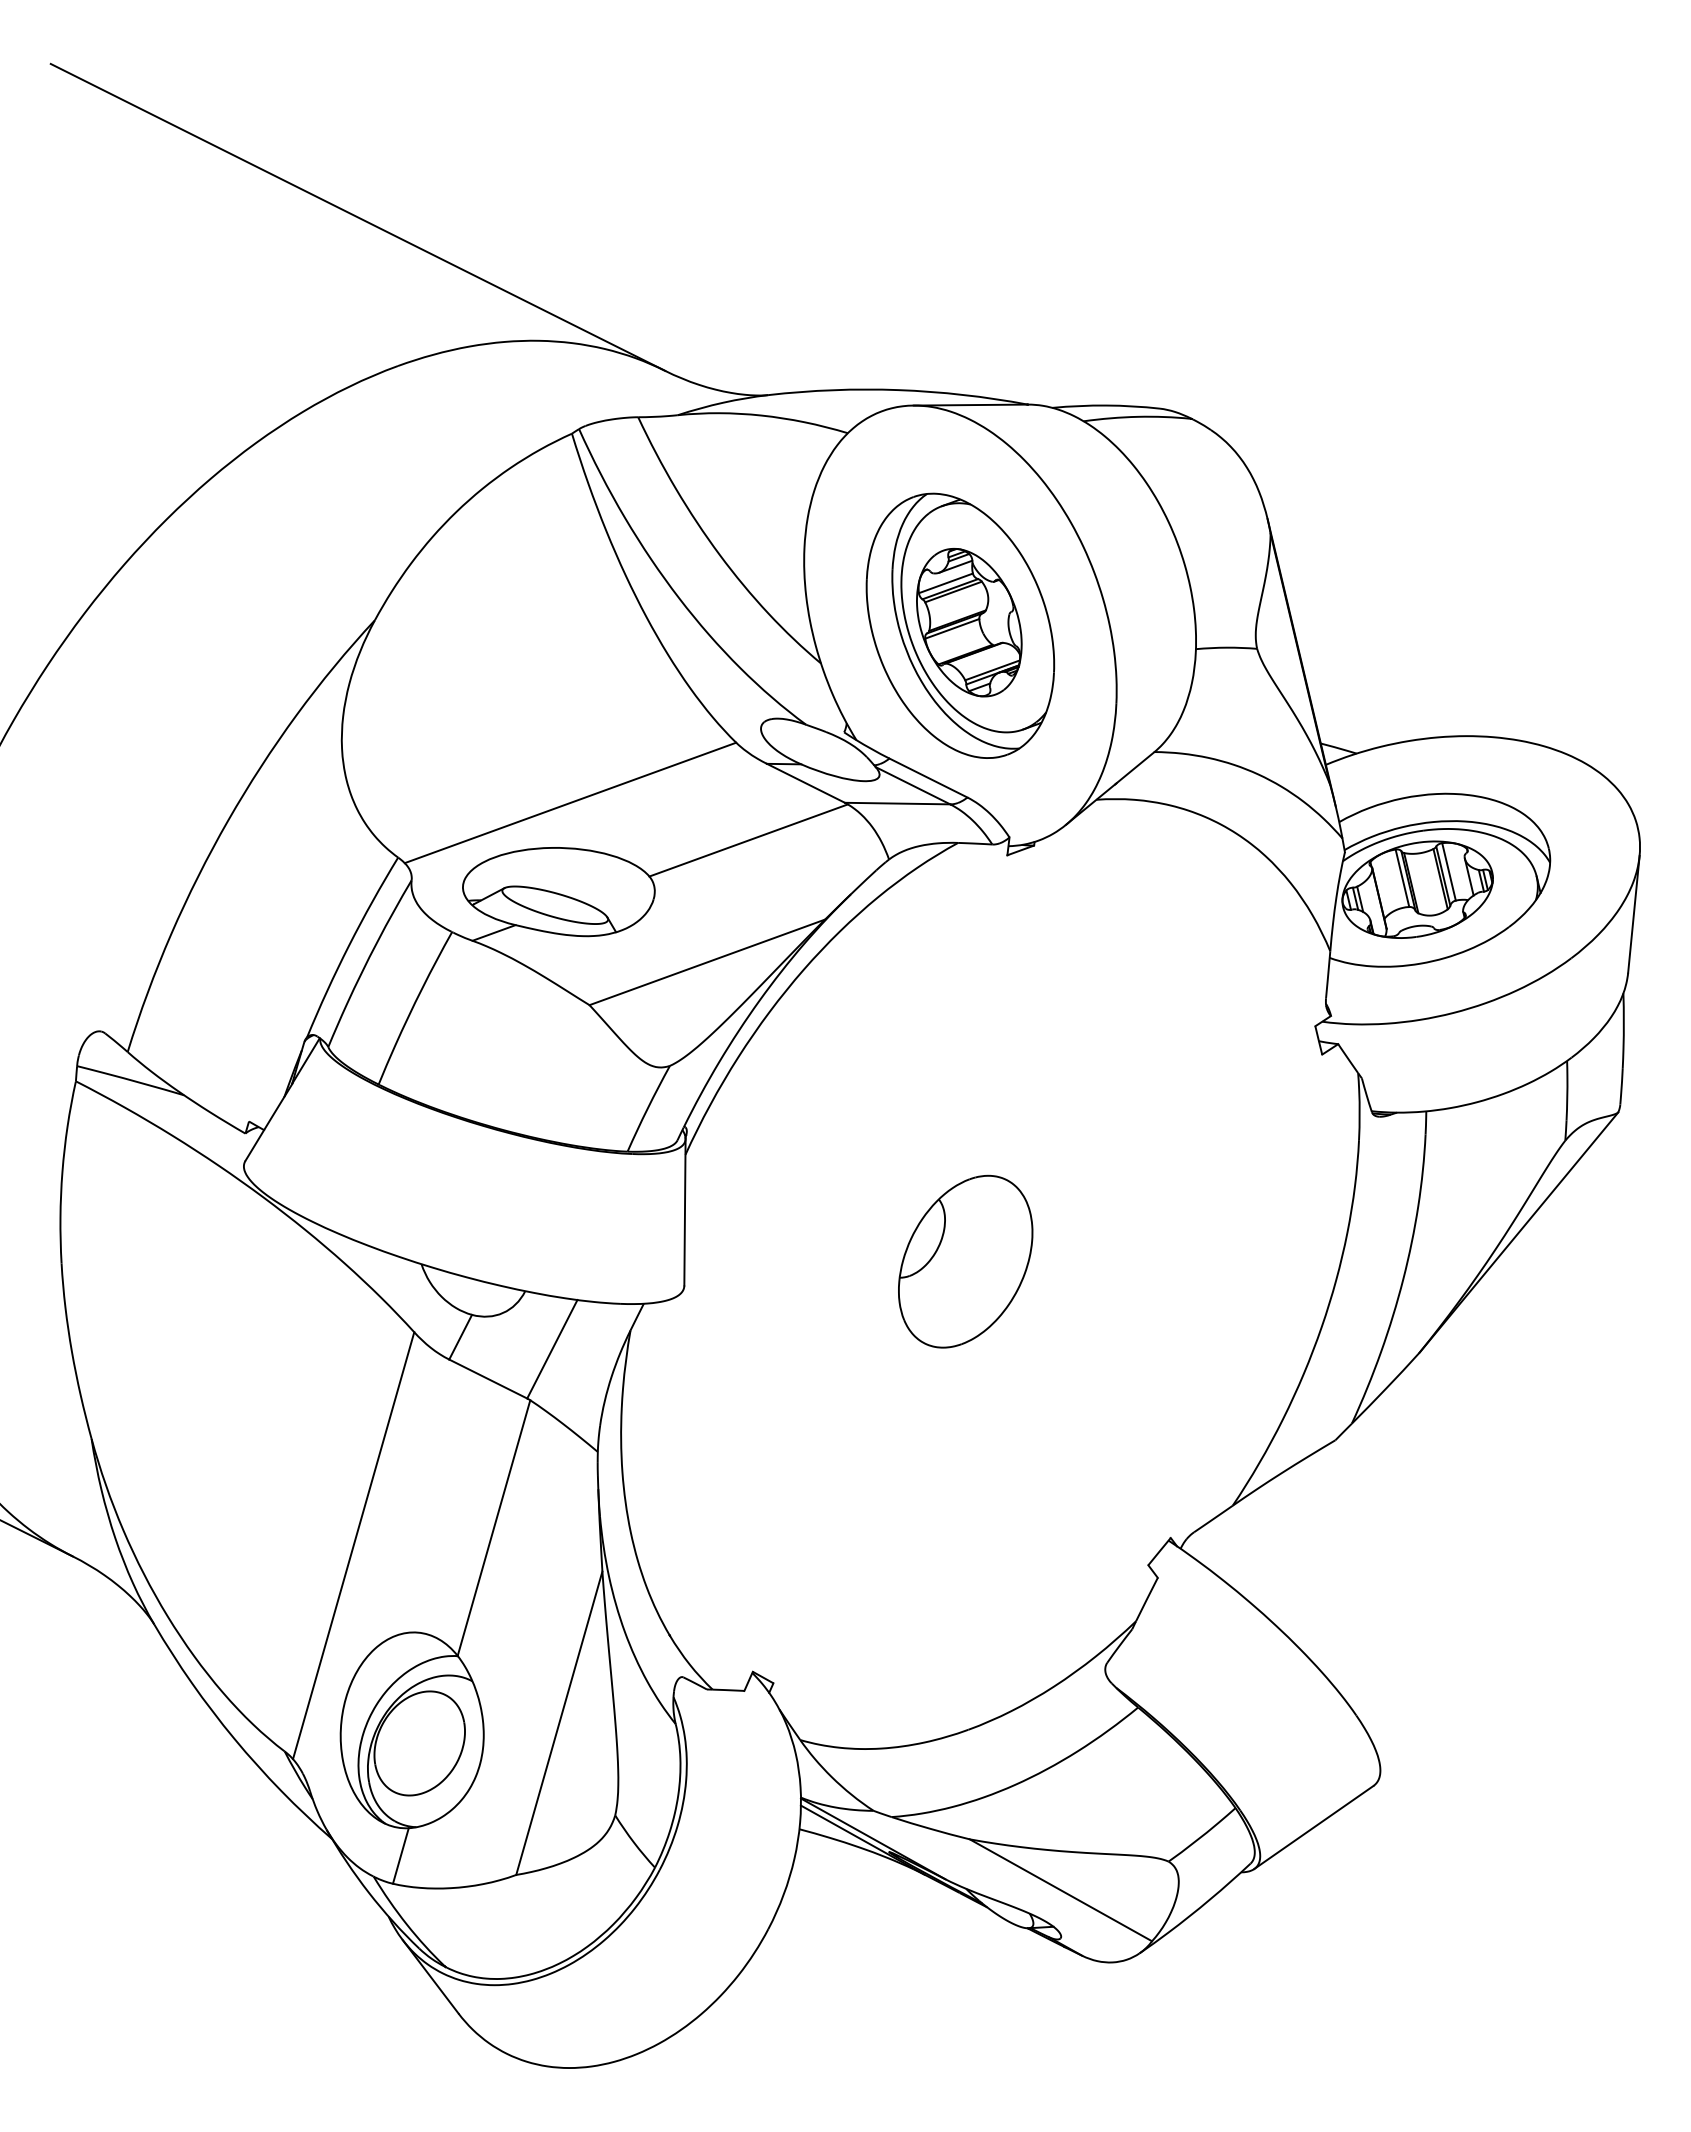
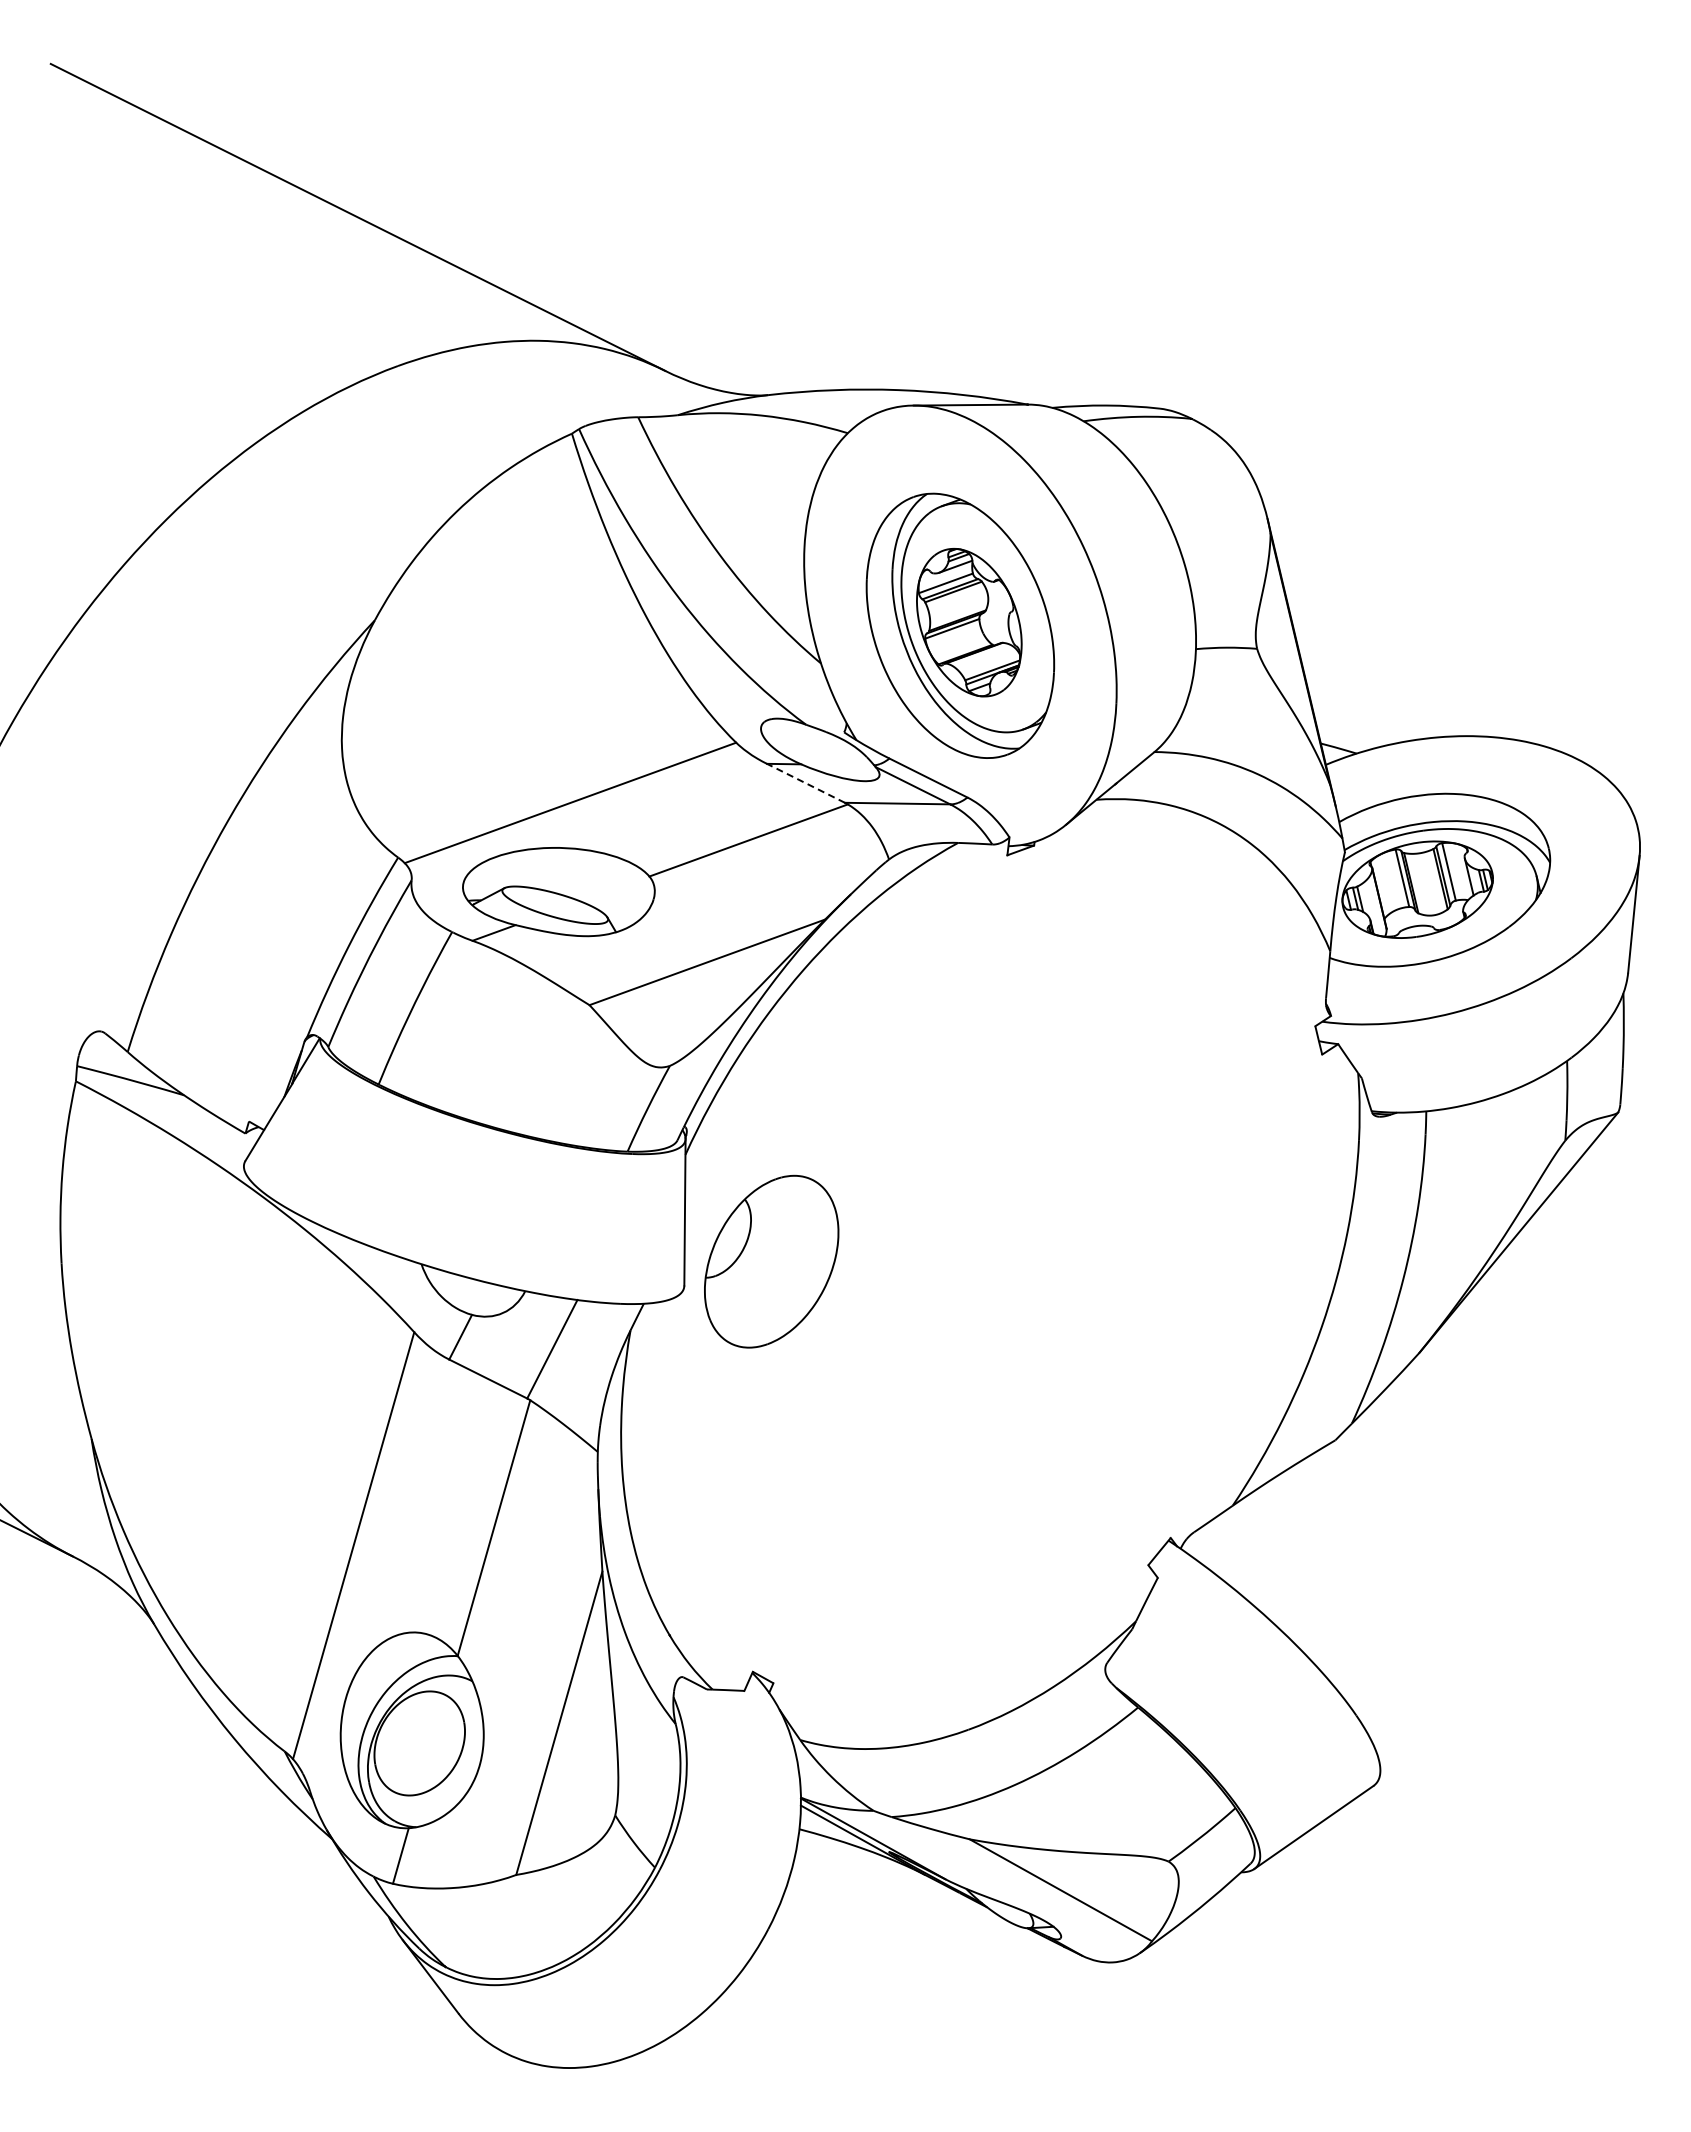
line: solid -> dashed (805, 783)
part position: (965, 1261) -> (771, 1261) (771, 1261)
